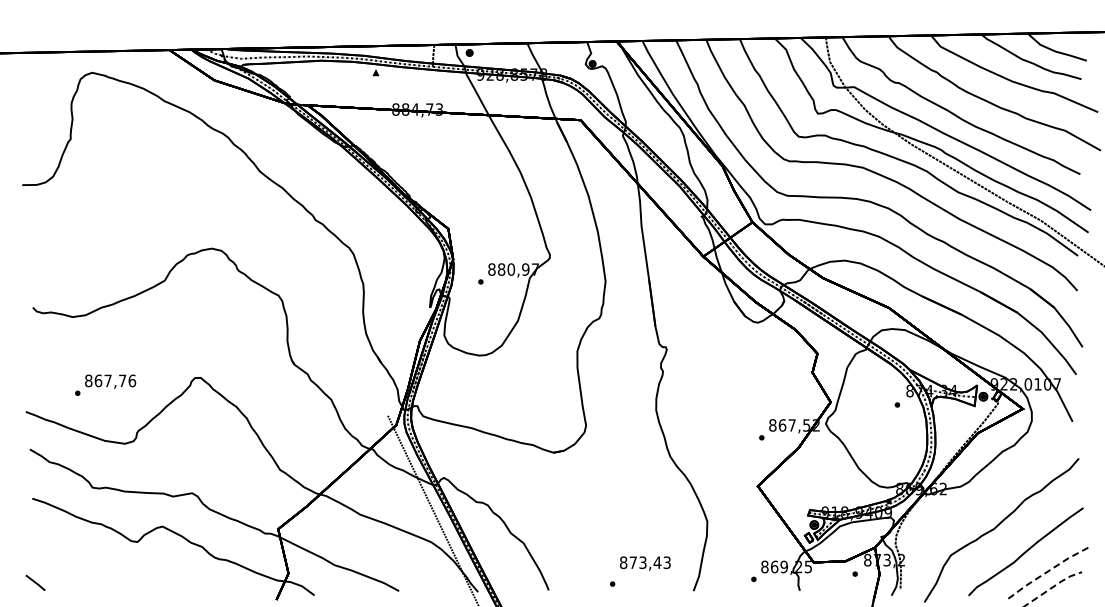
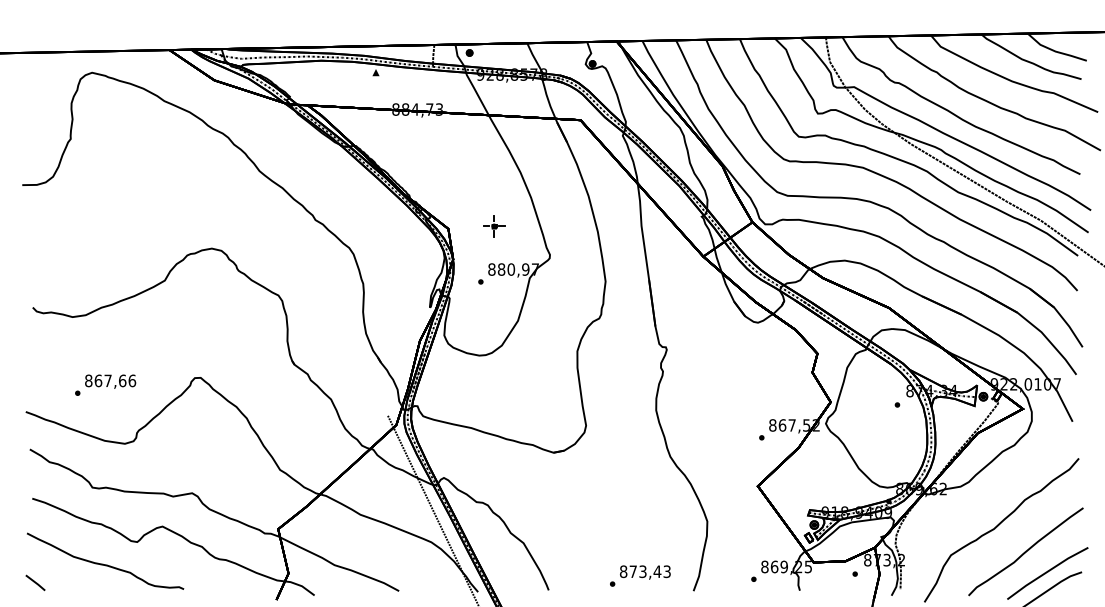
part: none -> present (494, 226)
text: 867,76 -> 867,66 (122, 380)
curve: none -> present (103, 563)
text position: (645, 563) -> (645, 572) (645, 572)
line: dashed -> solid (1046, 572)
line: dashed -> solid (1053, 586)
